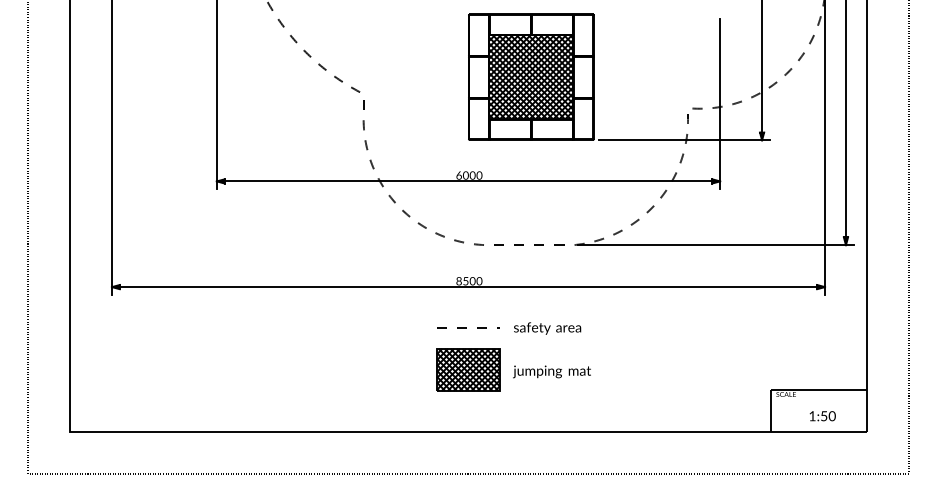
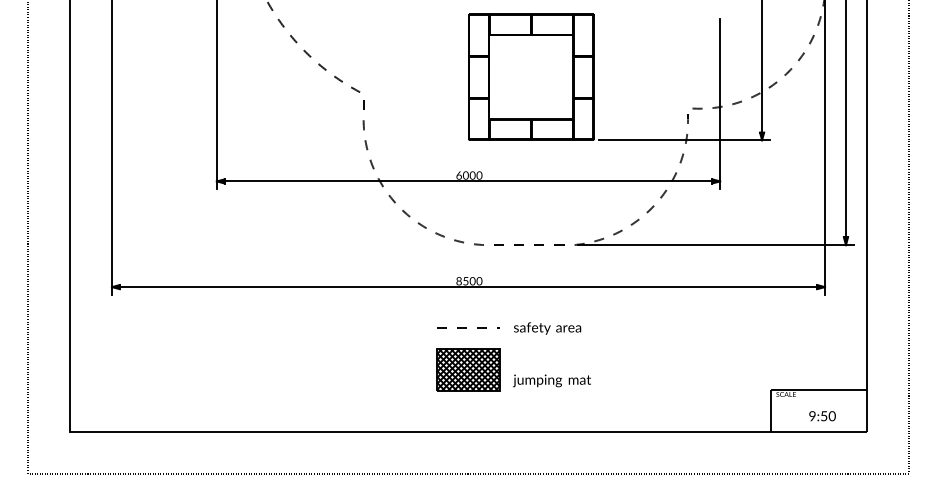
hatch: present -> none (531, 77)
text position: (551, 371) -> (551, 380) (551, 380)
text: 1:50 -> 9:50 (812, 416)
